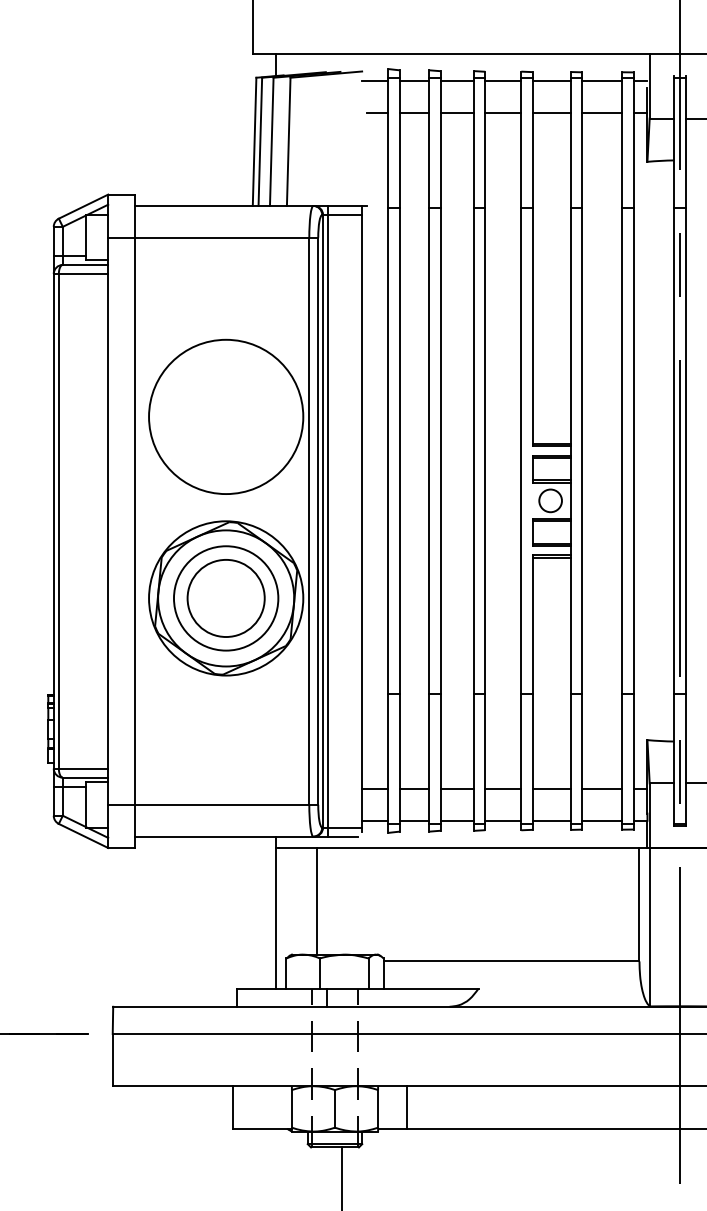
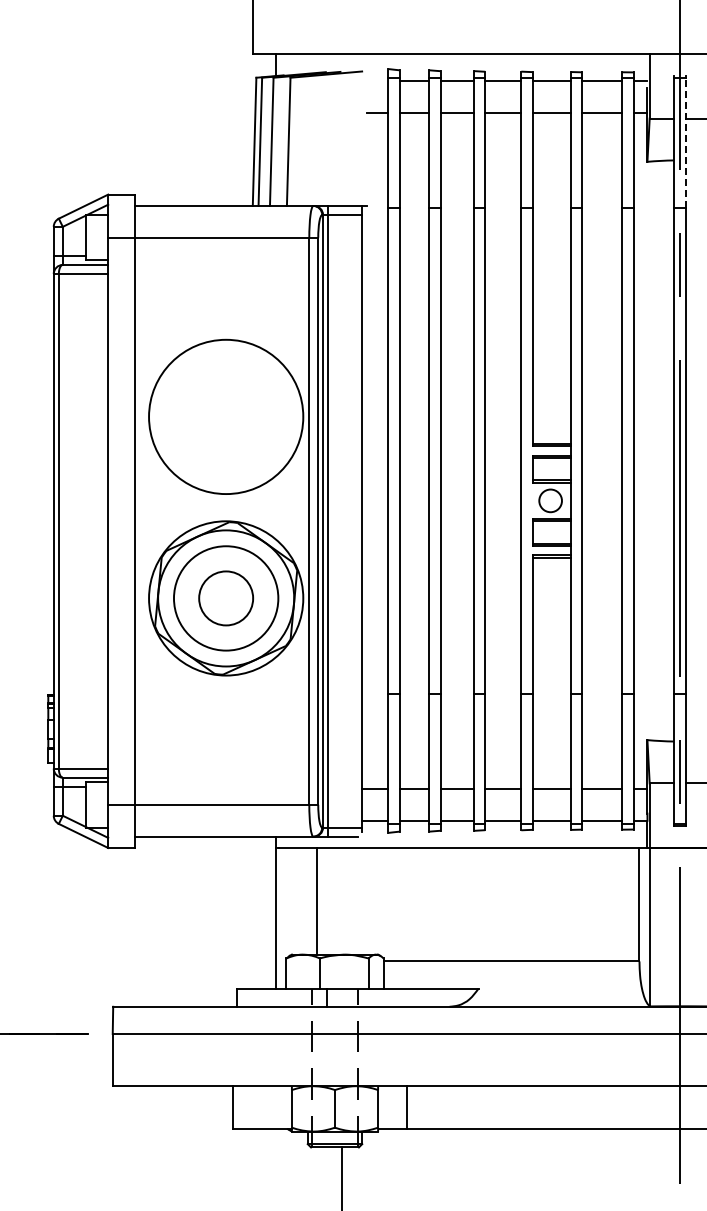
line: present -> none (375, 81)
line: solid -> dashed (685, 142)
circle diameter: 77 px -> 54 px (226, 598)
